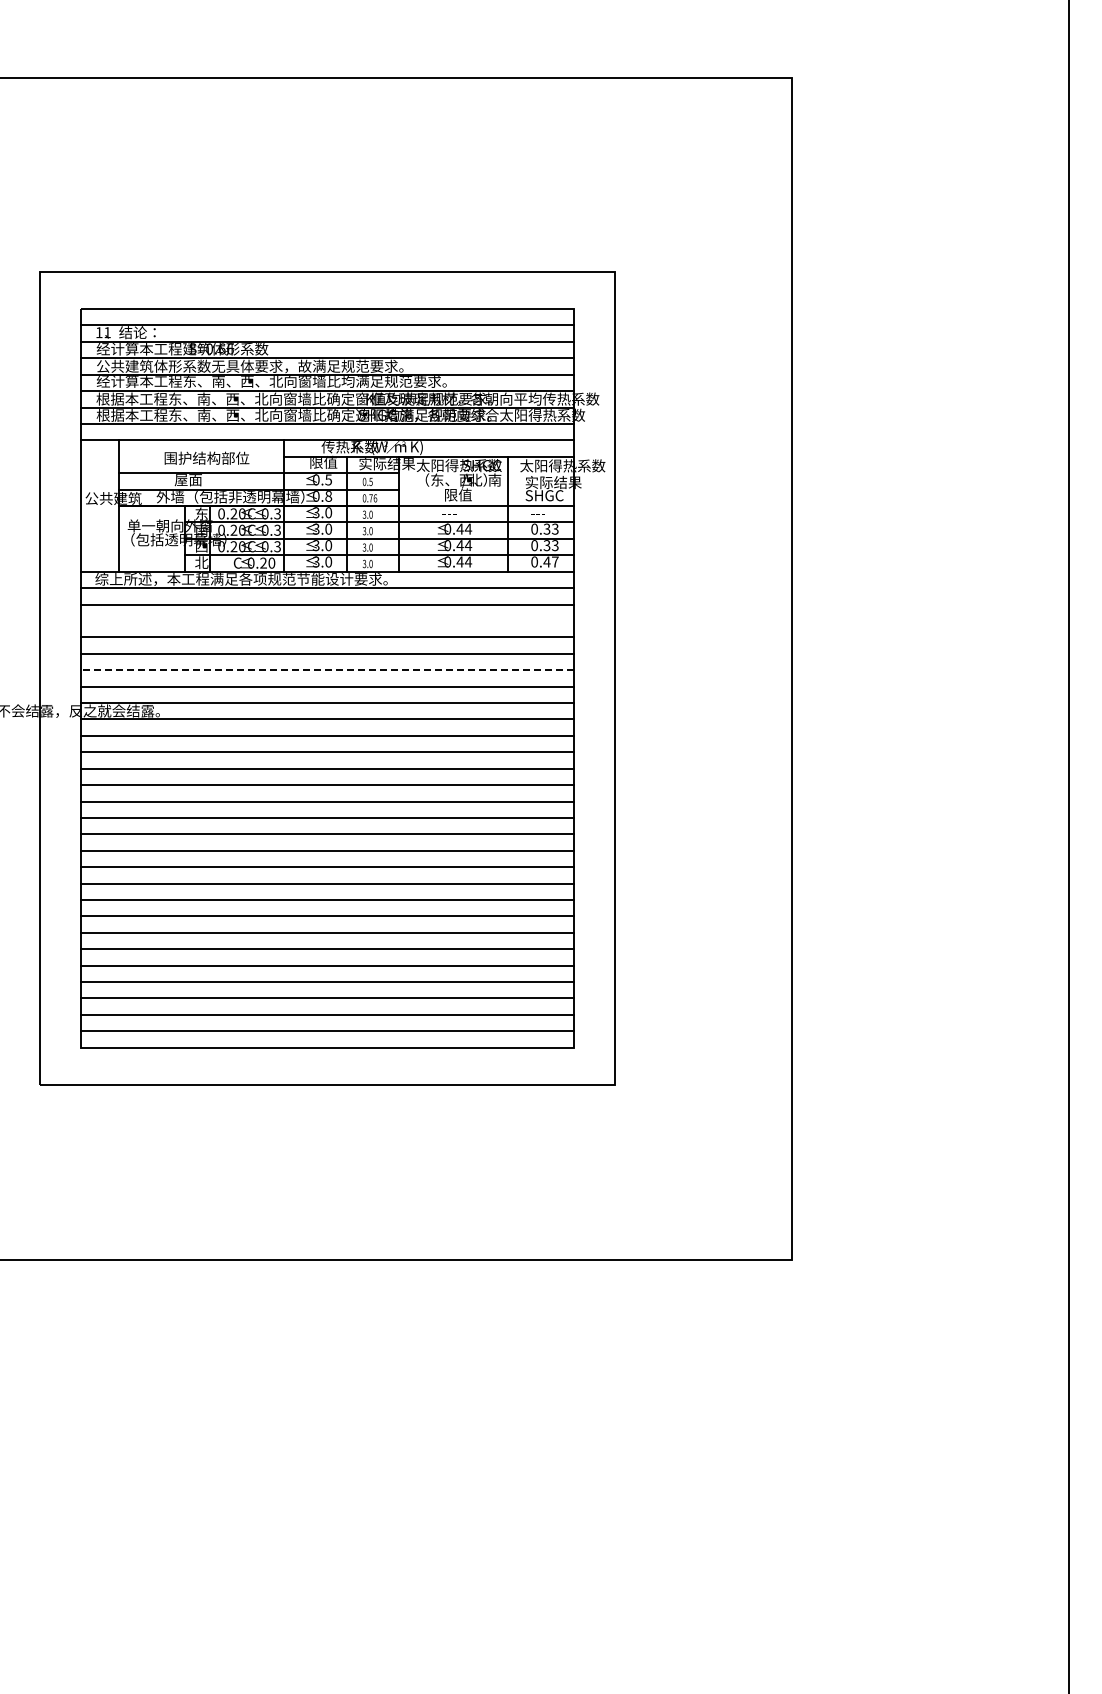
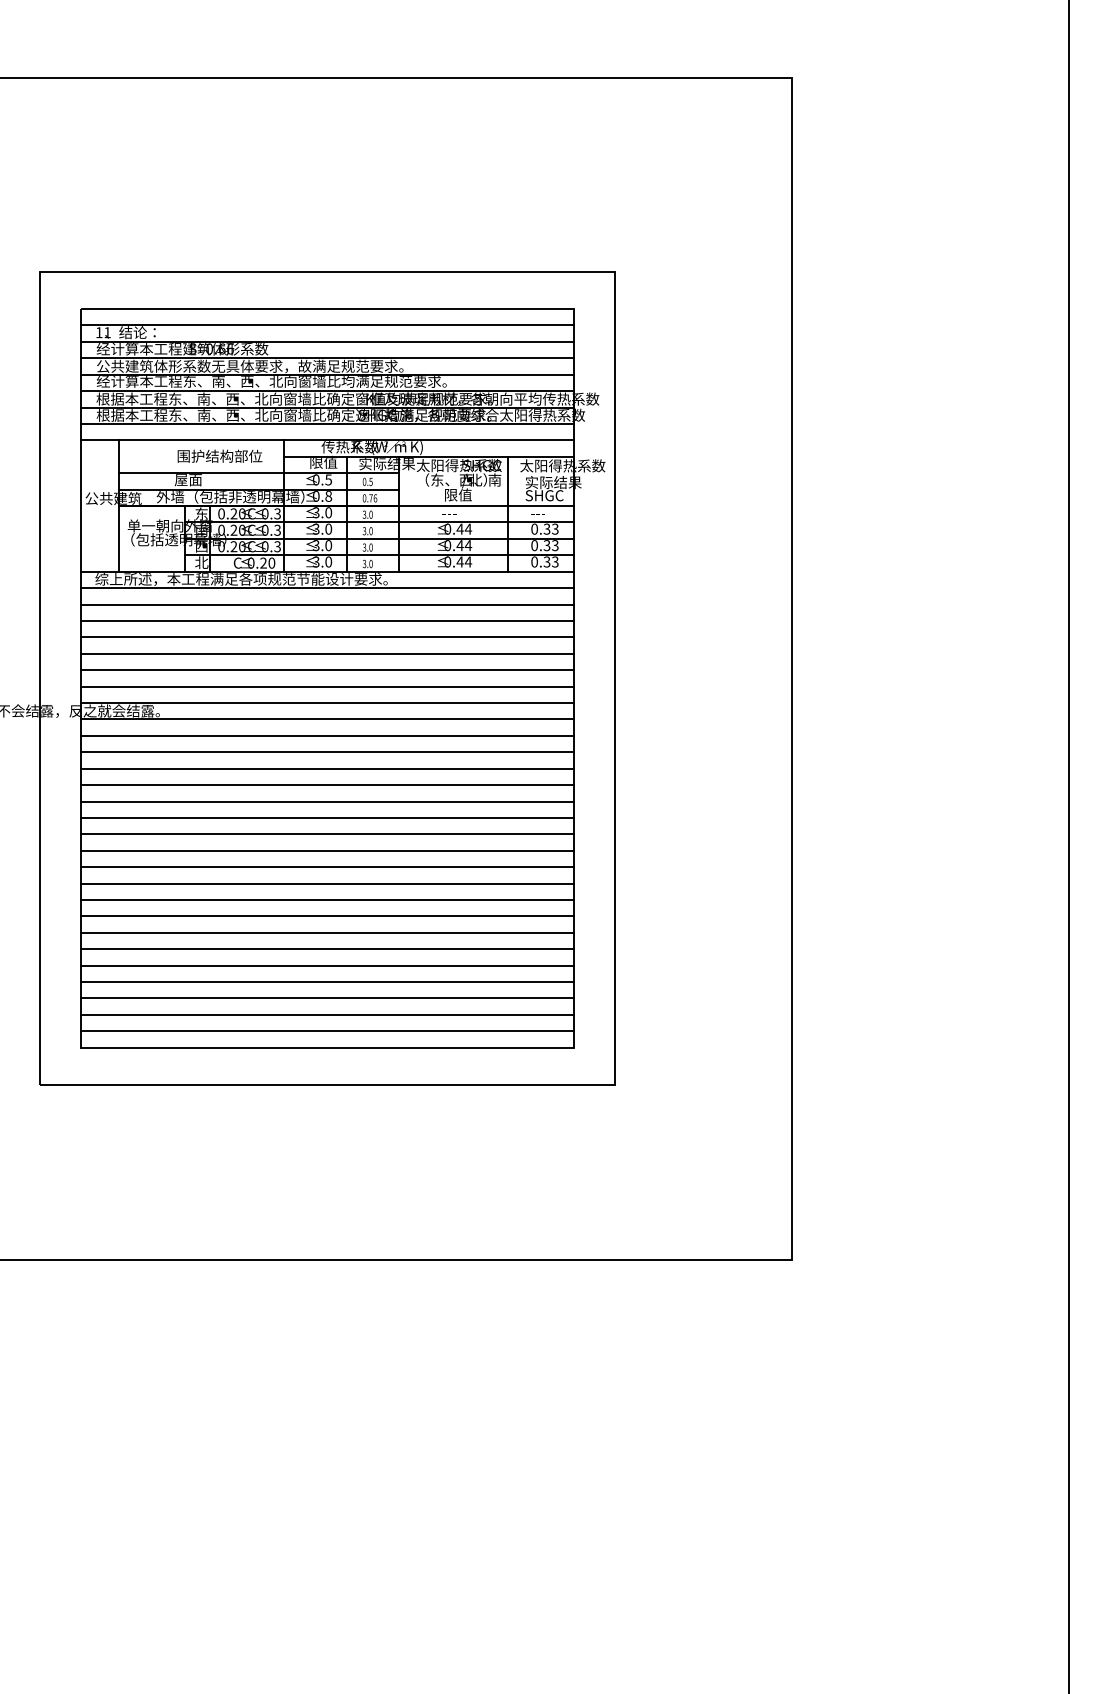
text position: (206, 457) -> (219, 455) (219, 455)
text: 0.47 -> 0.33 (550, 561)
line: none -> present (327, 620)
line: dashed -> solid (326, 670)
